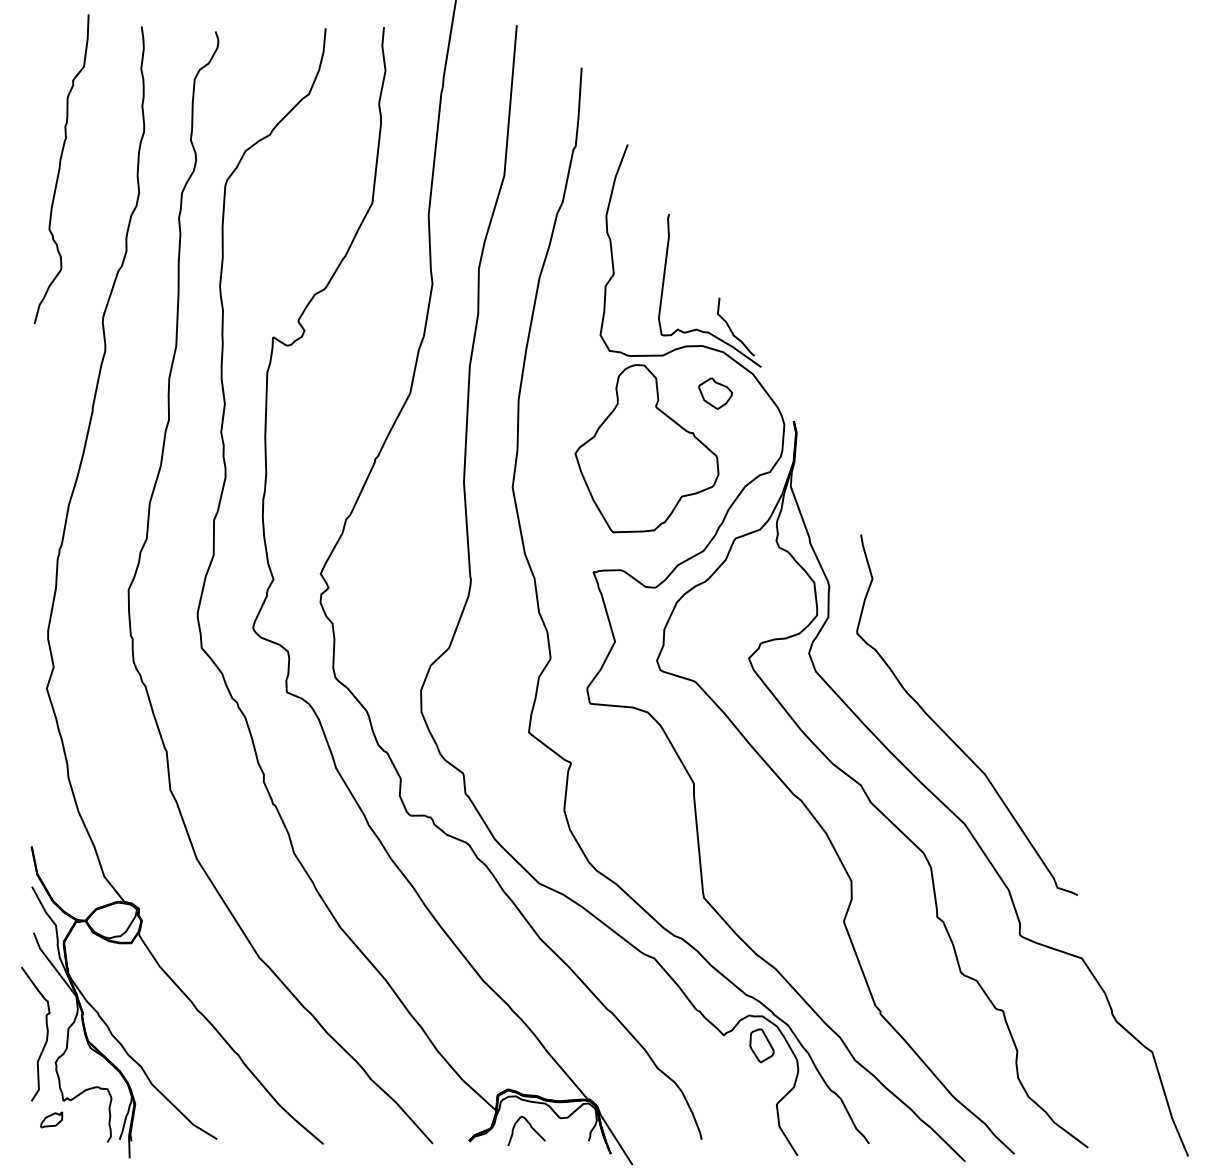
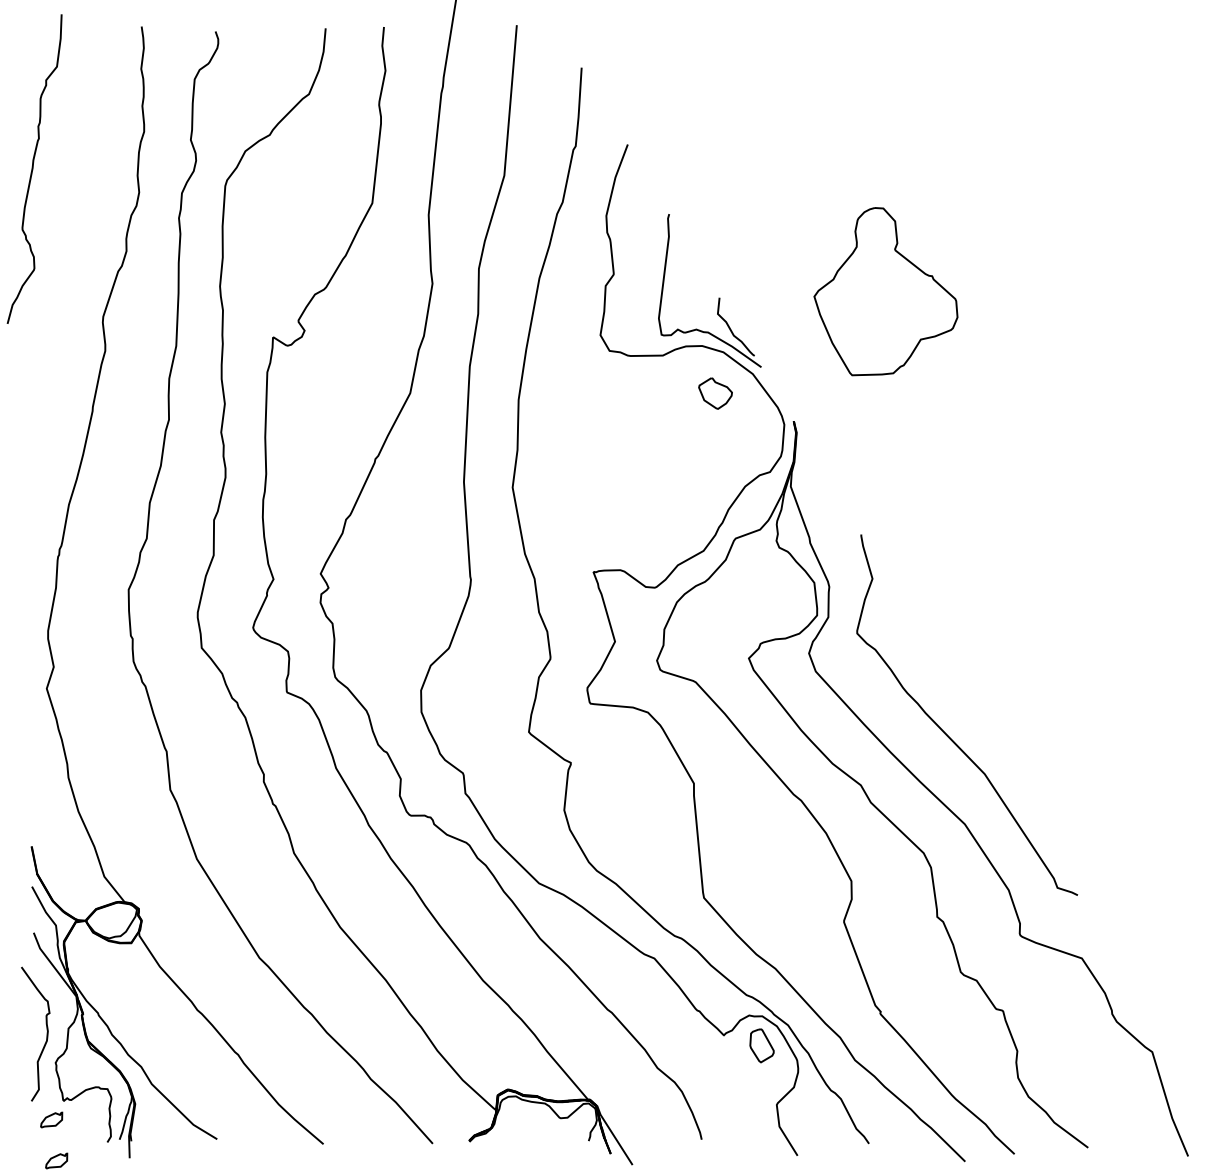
curve position: (60, 168) -> (33, 168) (33, 168)
part position: (646, 448) -> (885, 291) (885, 291)
curve: present -> none (530, 1127)
part: none -> present (56, 1160)
